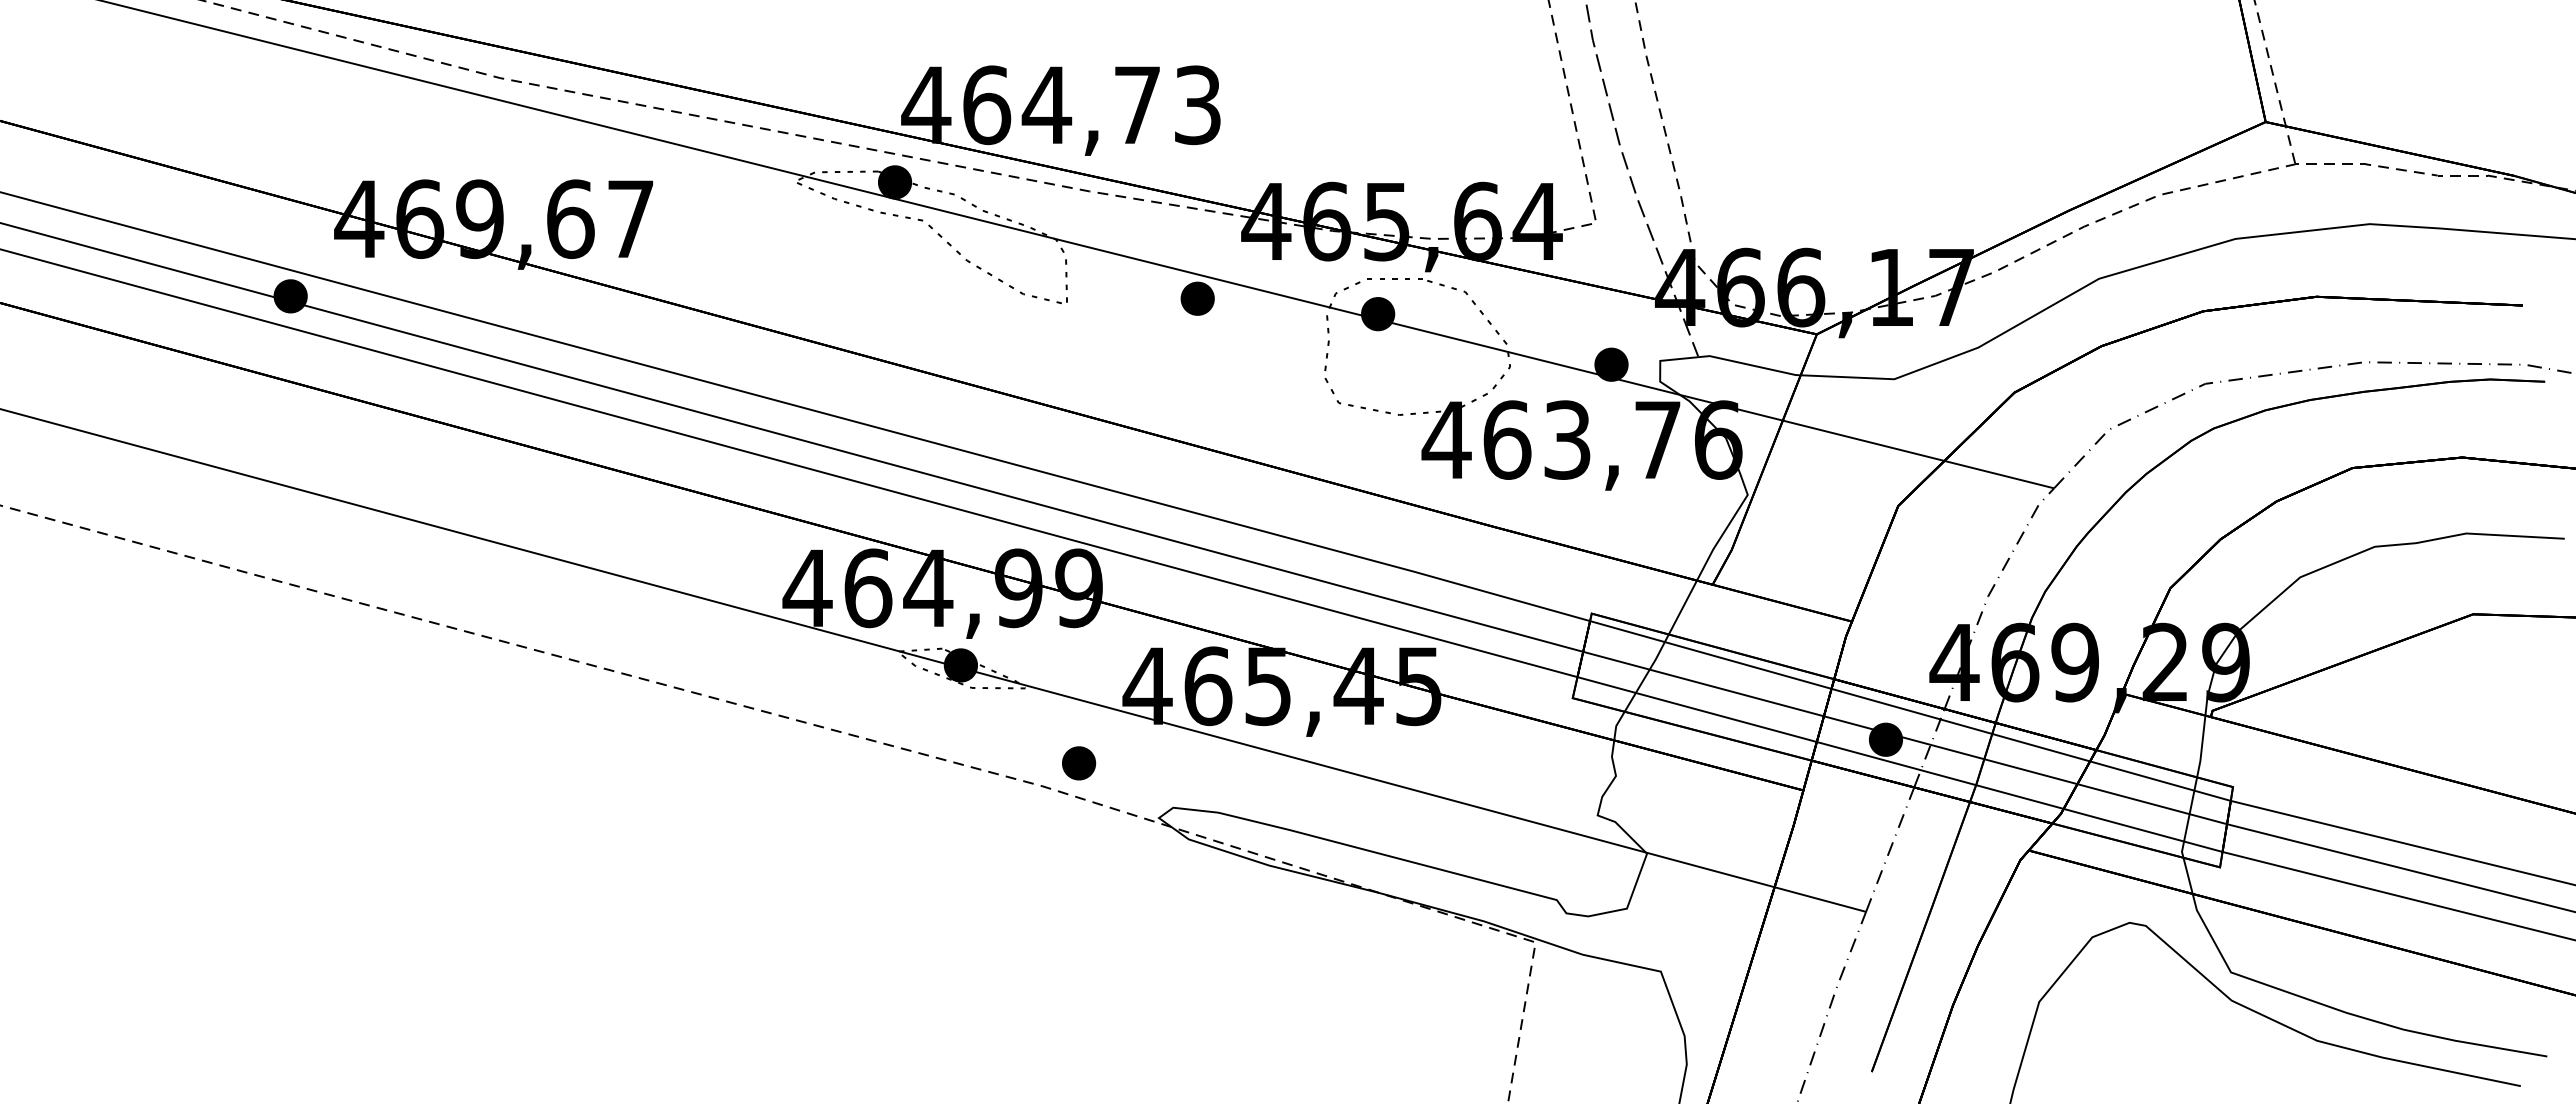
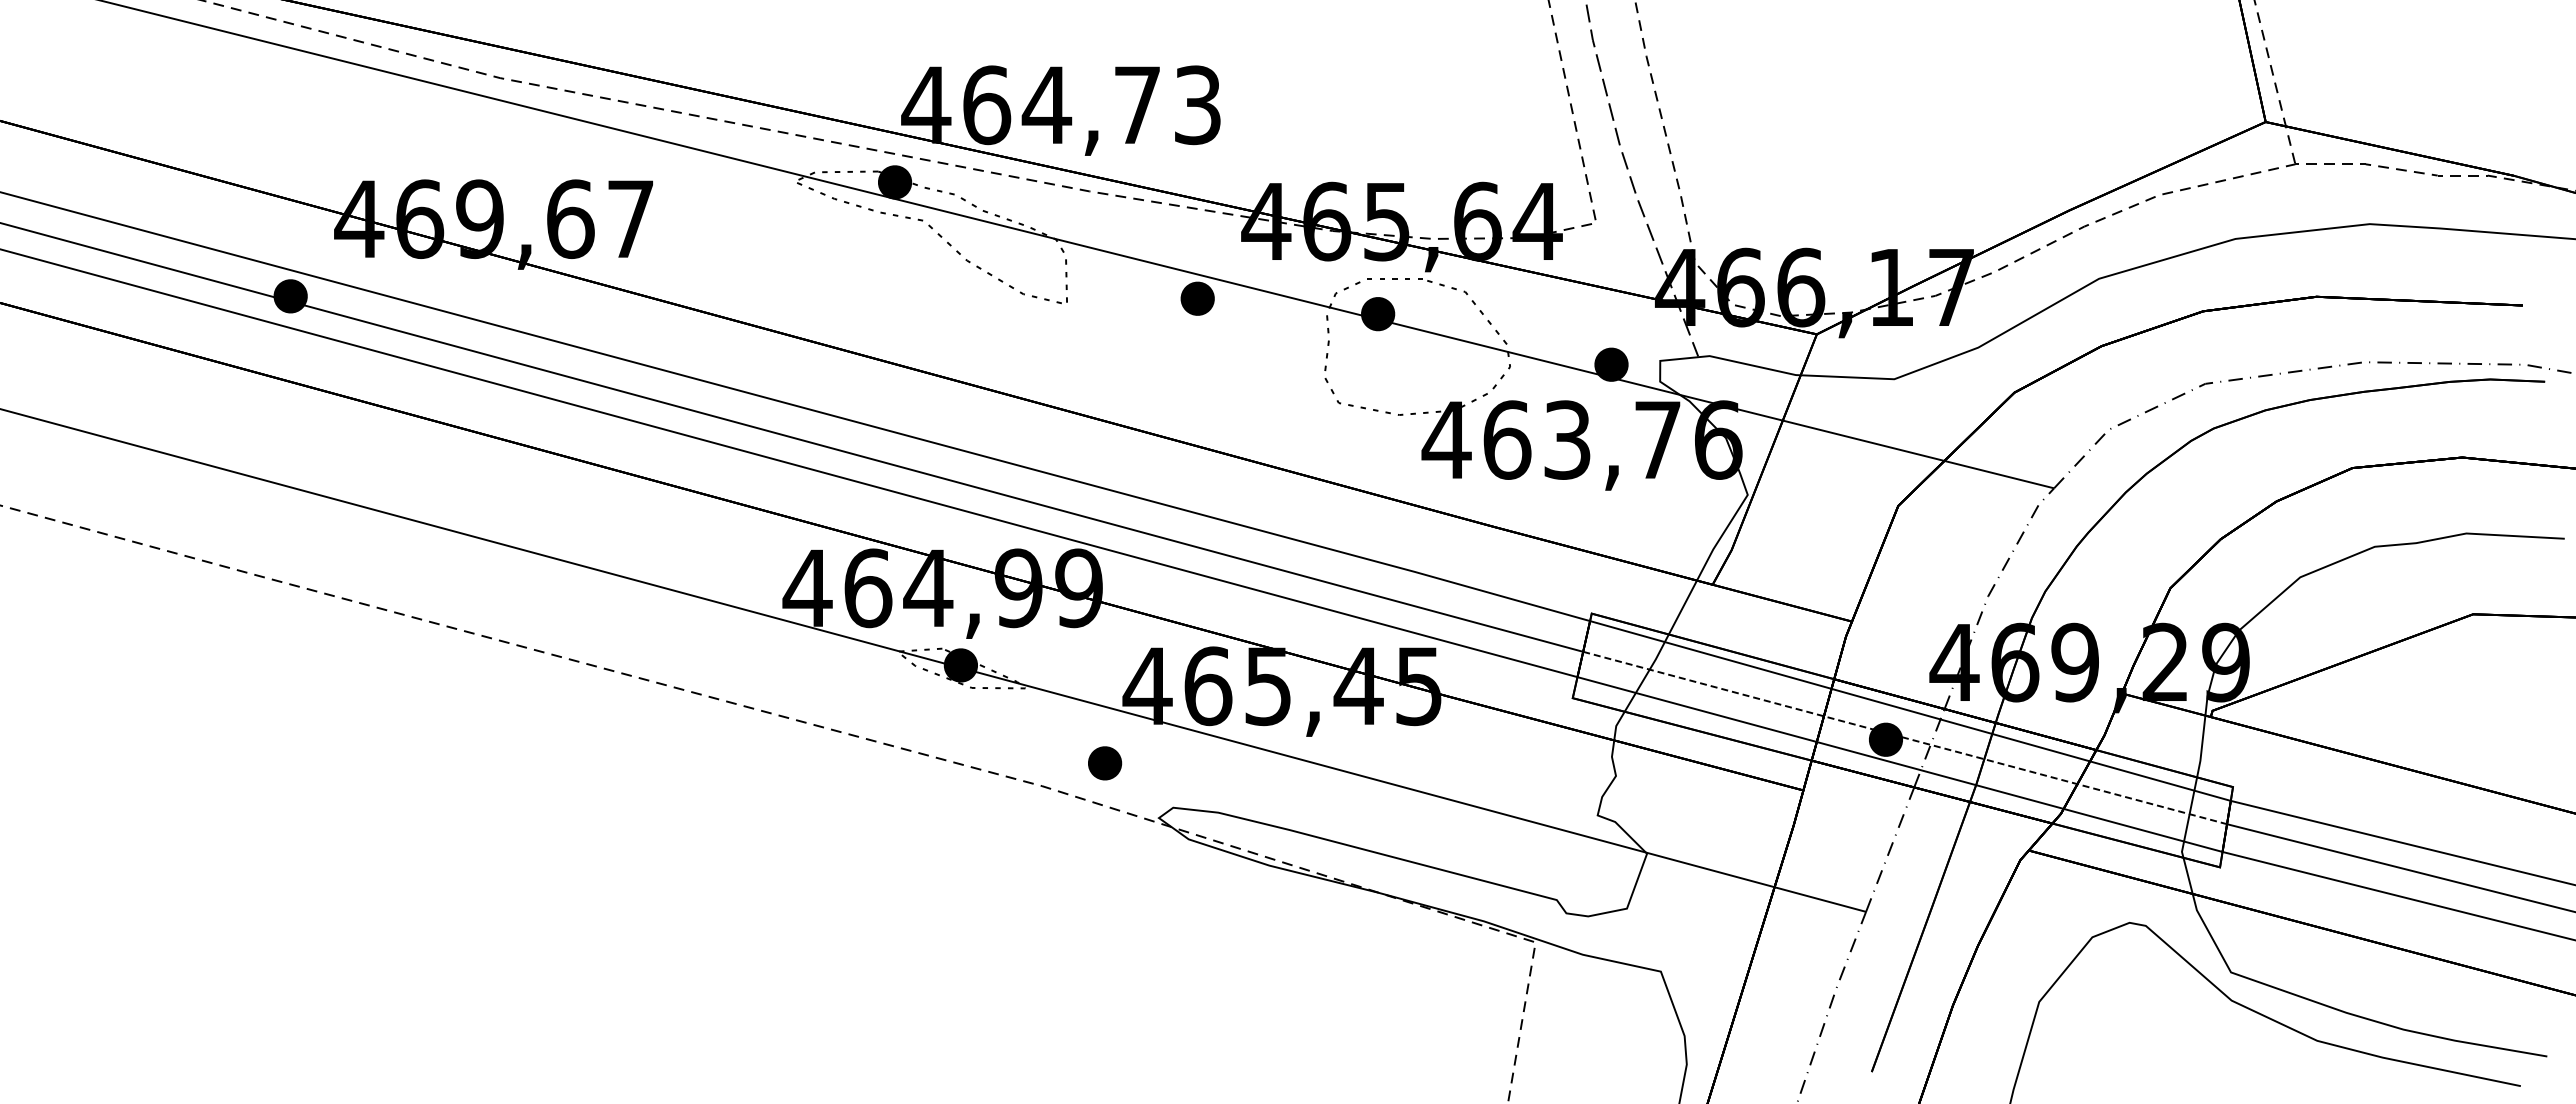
line: solid -> dashed (1905, 738)
part position: (1079, 763) -> (1105, 763) (1105, 763)
